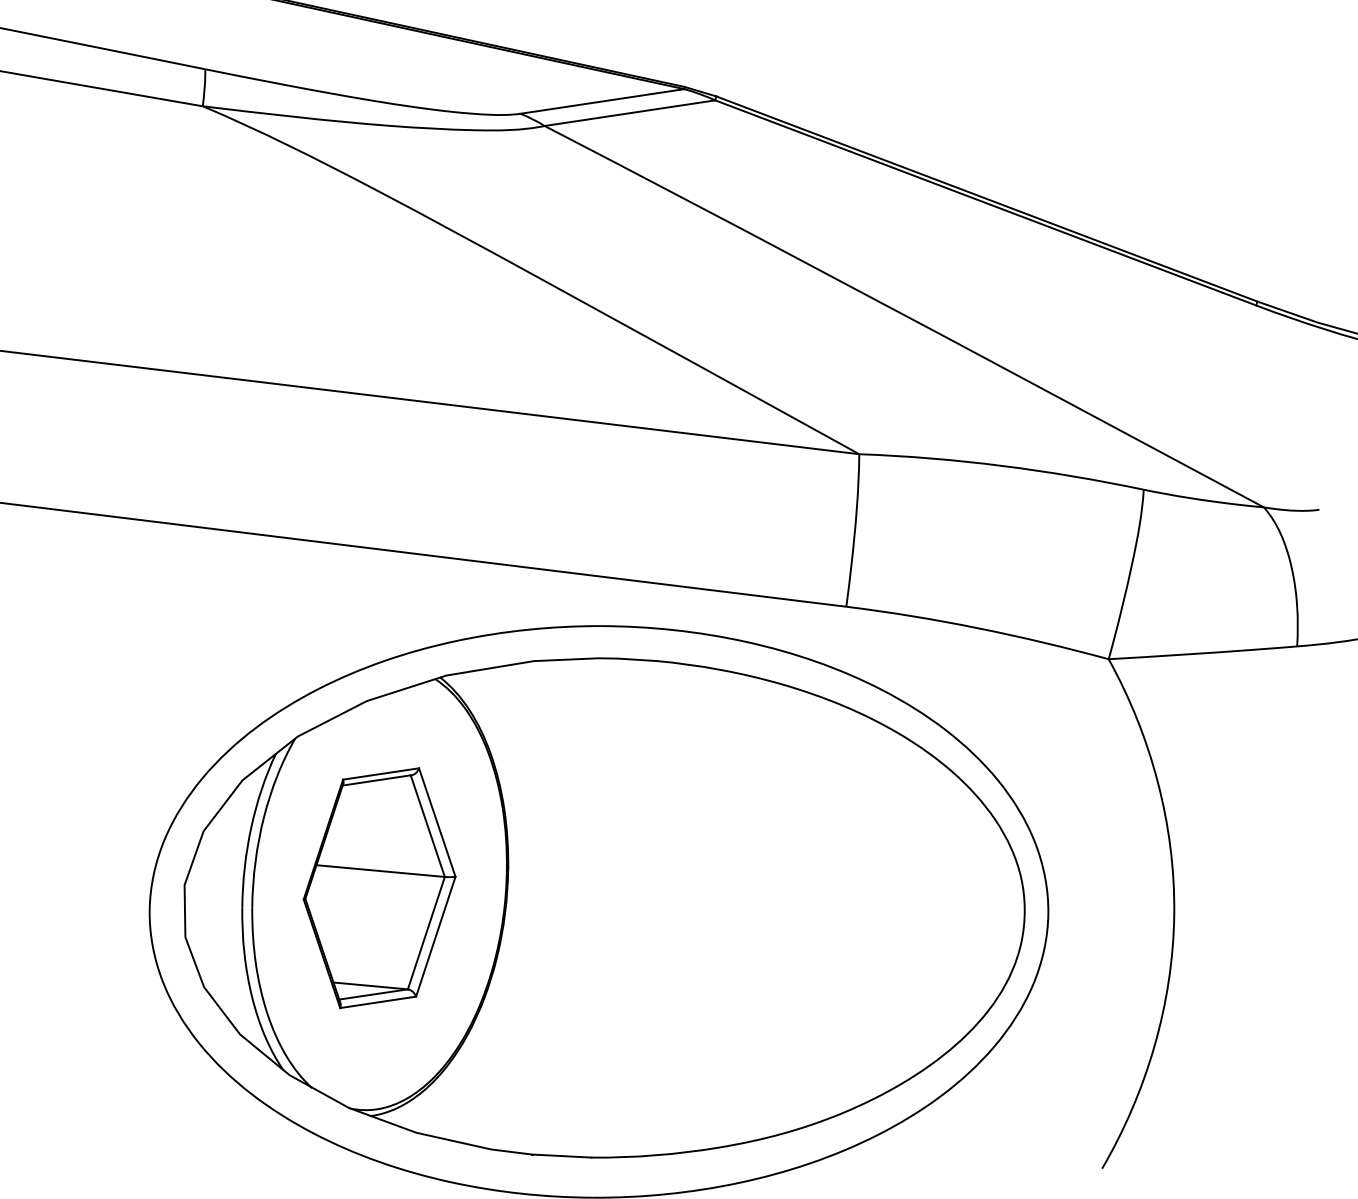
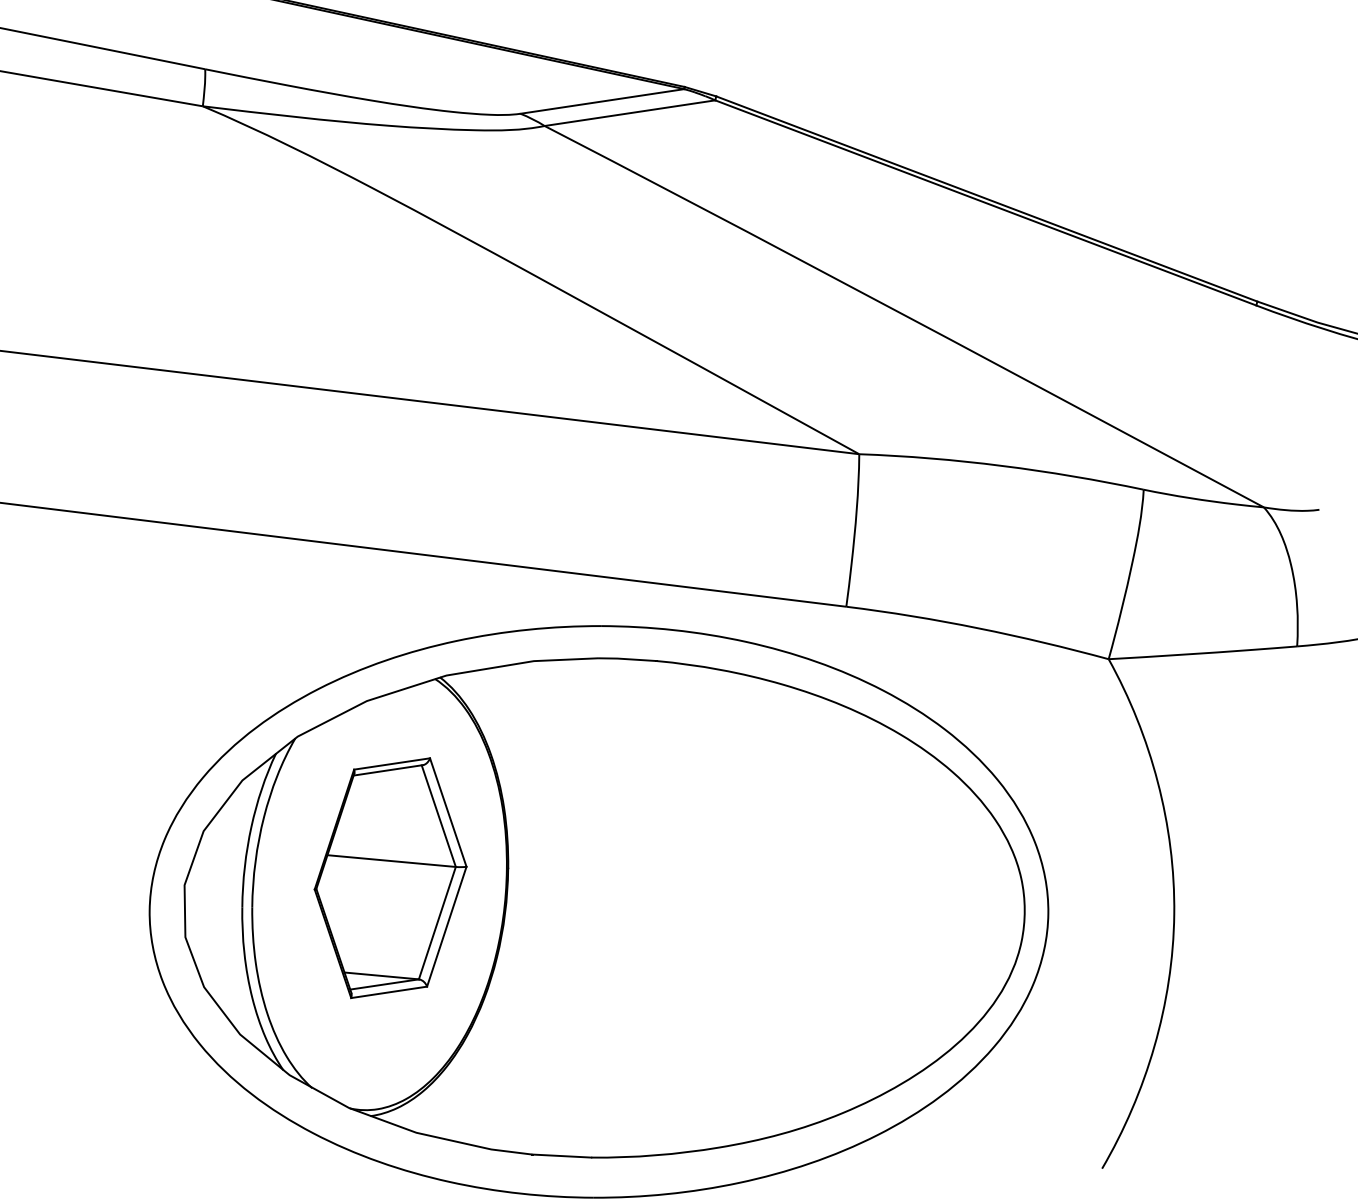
part position: (379, 888) -> (390, 878) (390, 878)
